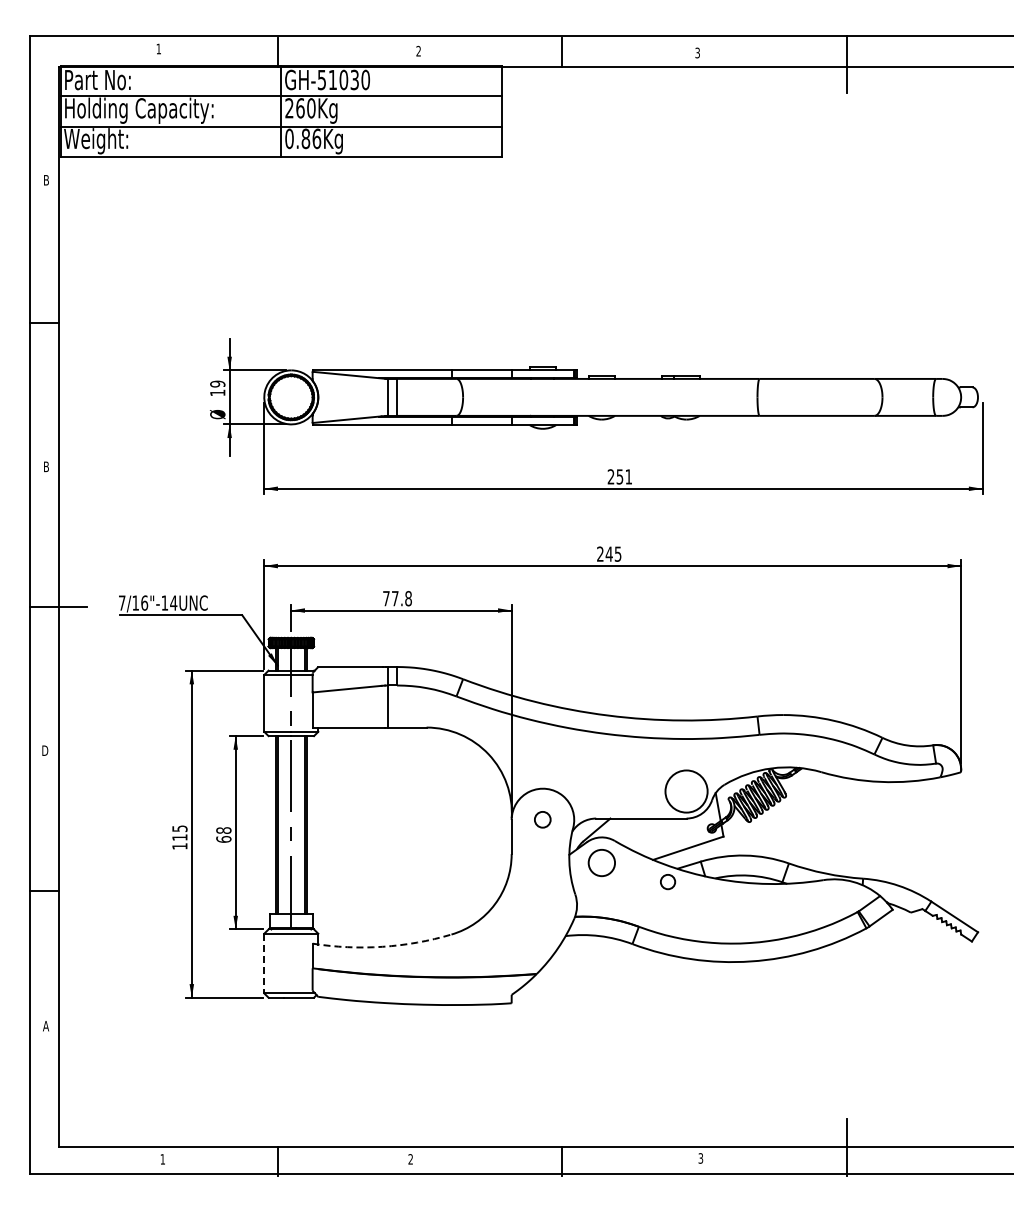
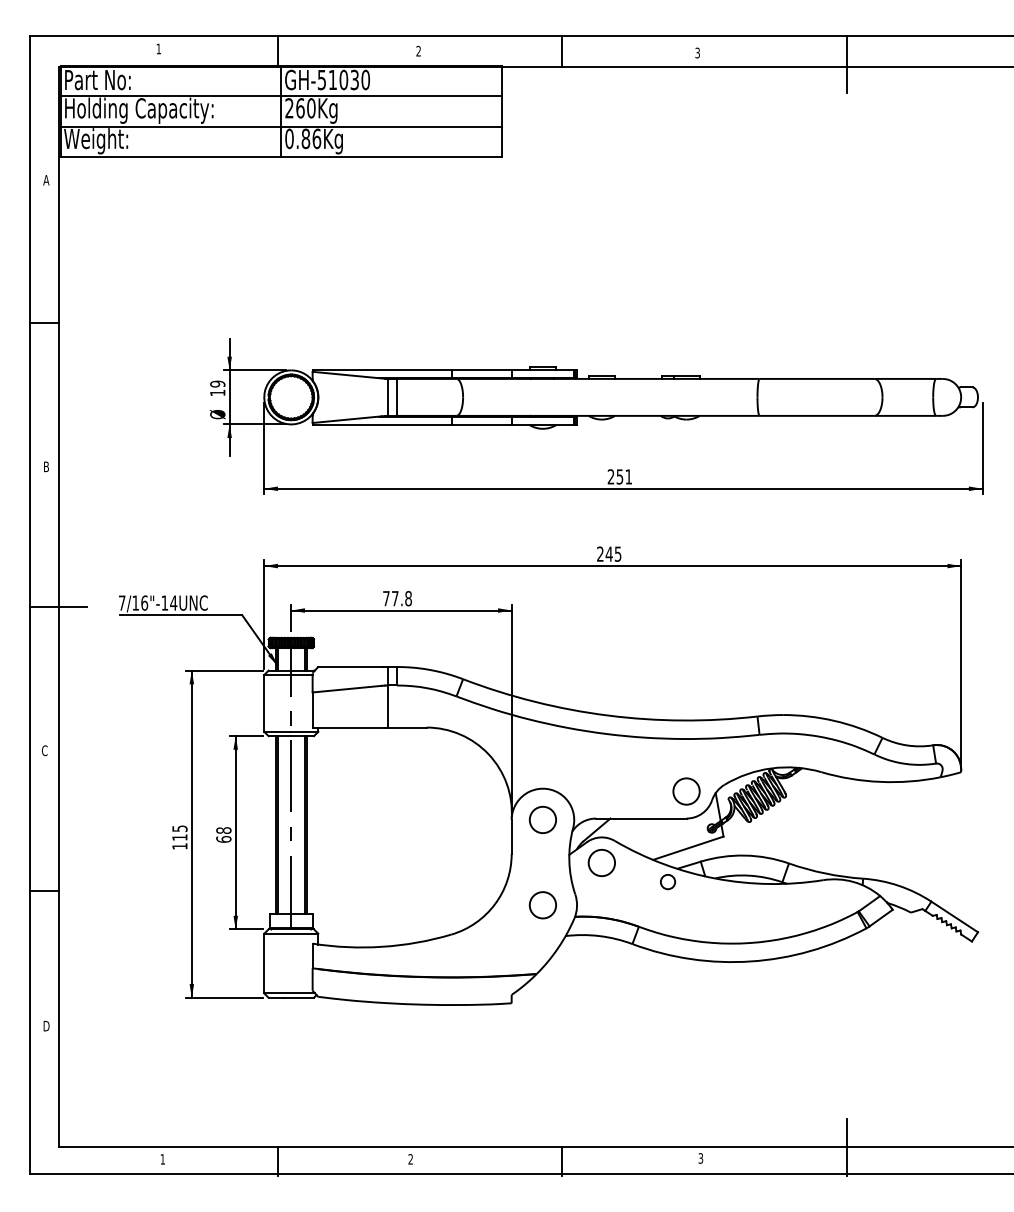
text: B -> A (46, 180)
text: D -> C (45, 750)
circle diameter: 42 px -> 26 px (686, 791)
circle size: 18x18 px -> 29x29 px (542, 819)
circle: none -> present (542, 905)
arc: dashed -> solid (382, 946)
line: dashed -> solid (264, 963)
text: A -> D (46, 1025)
